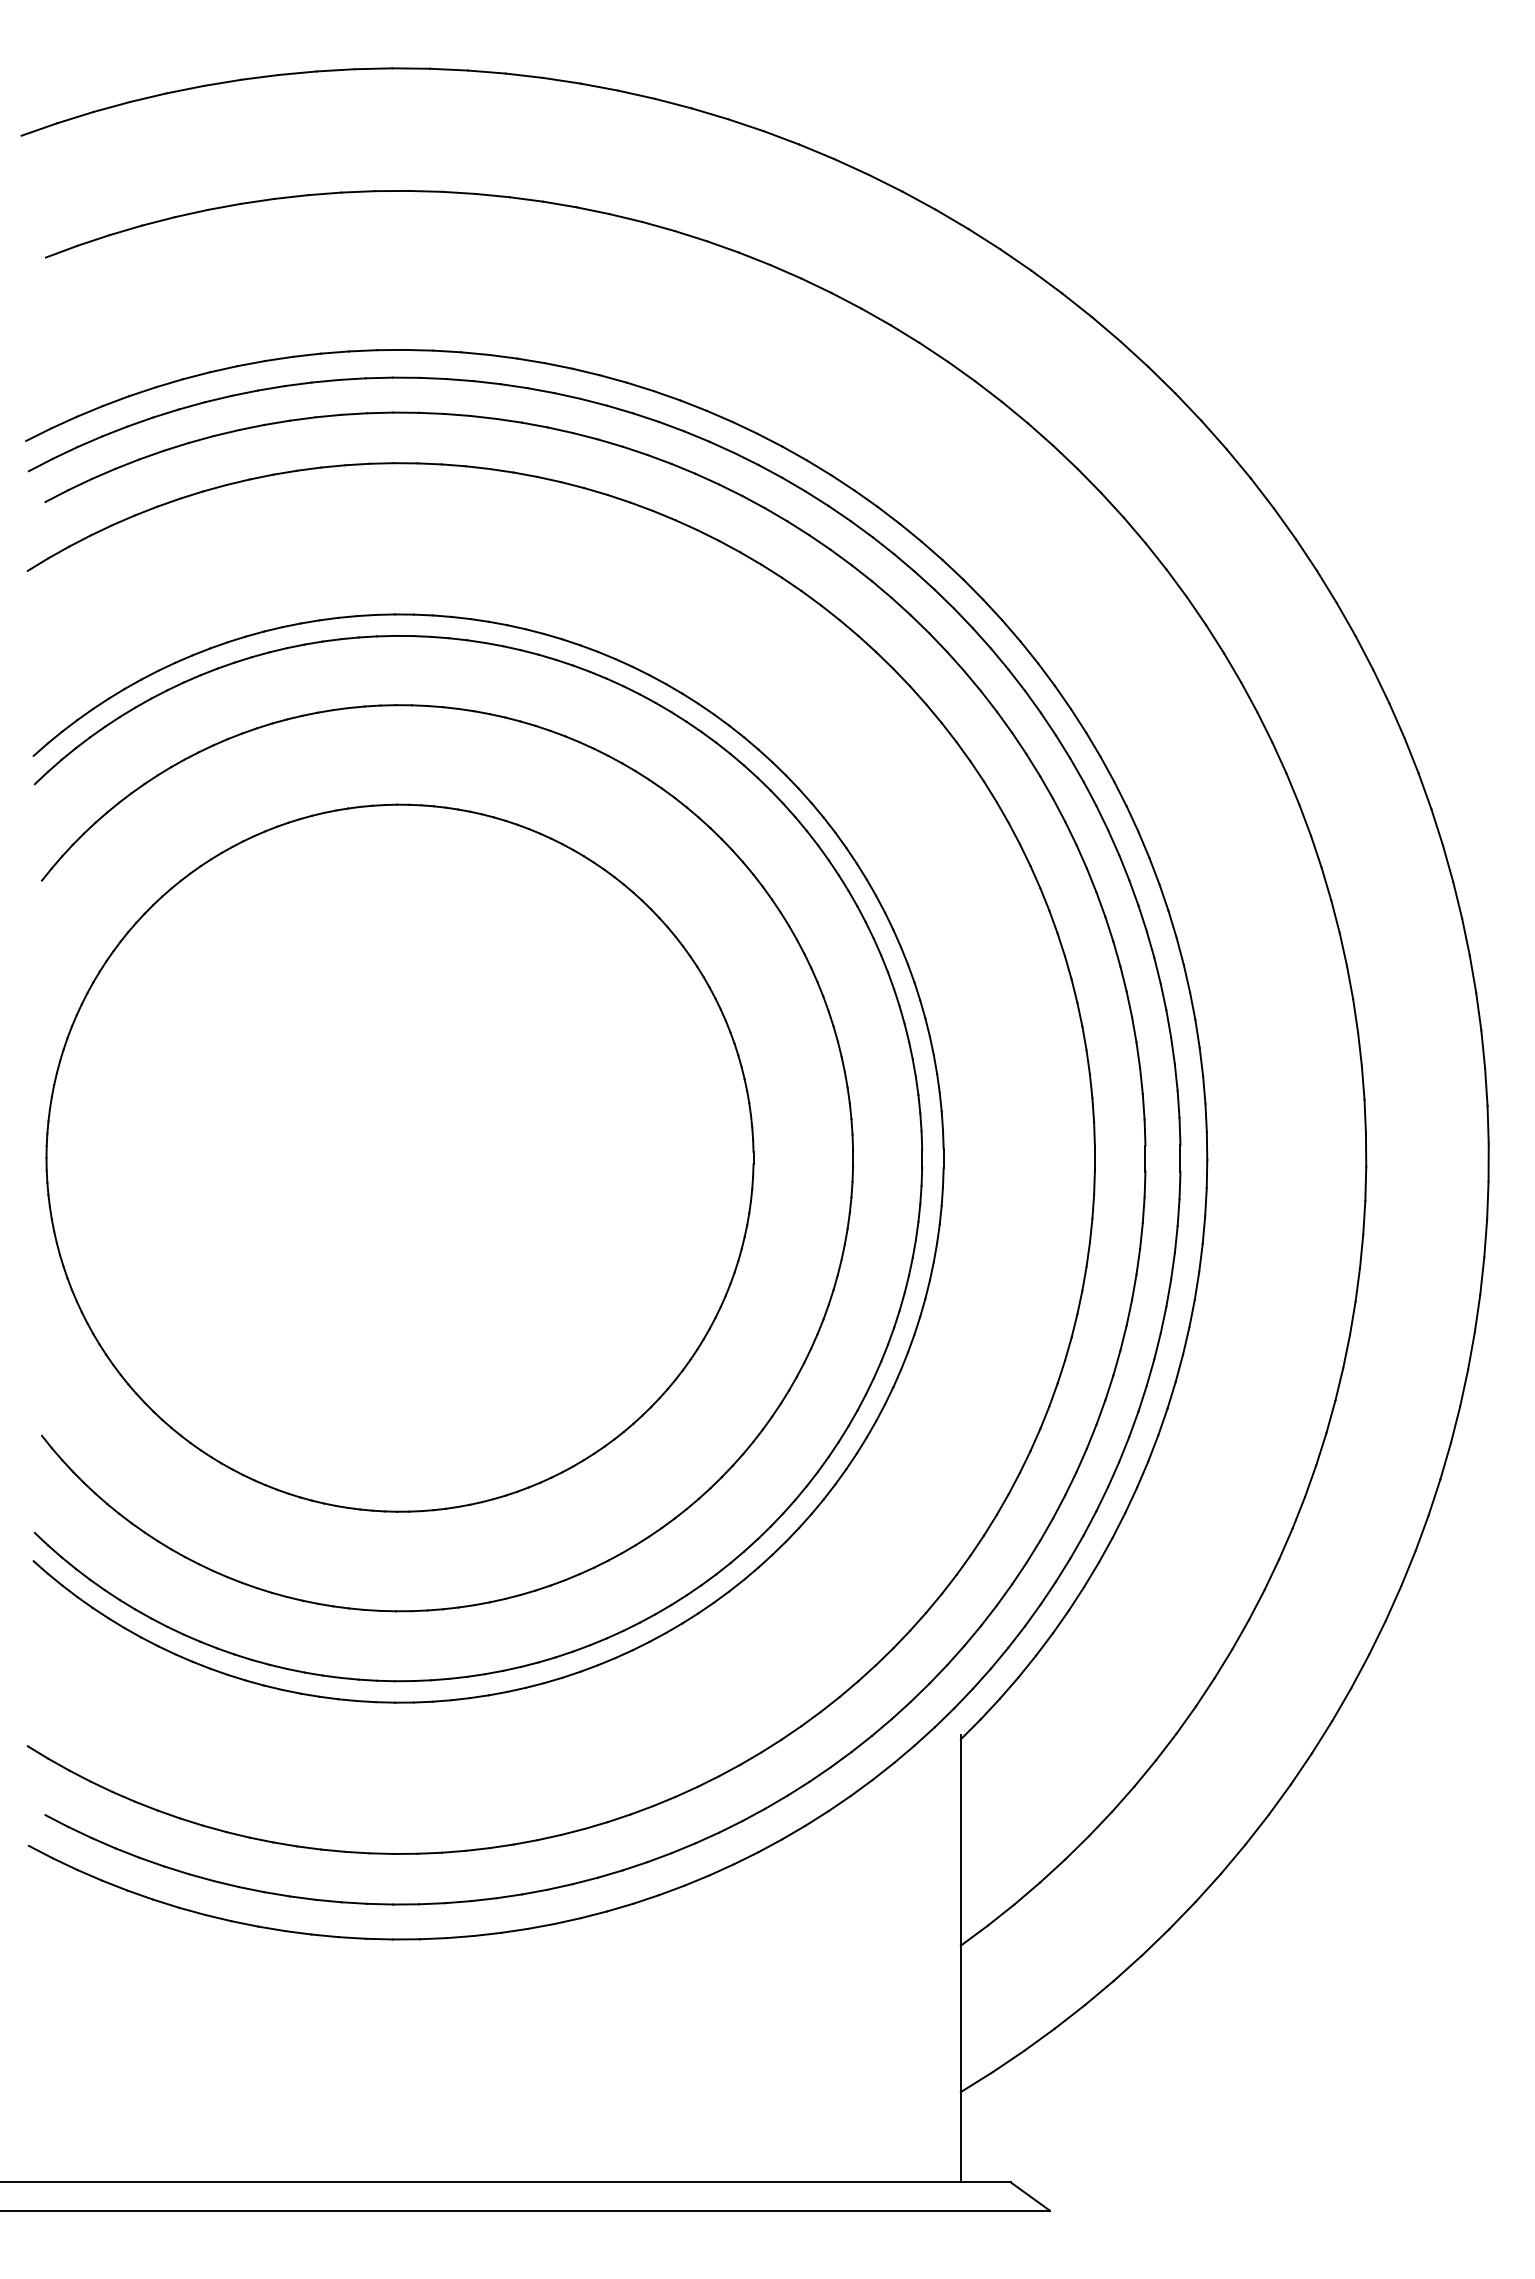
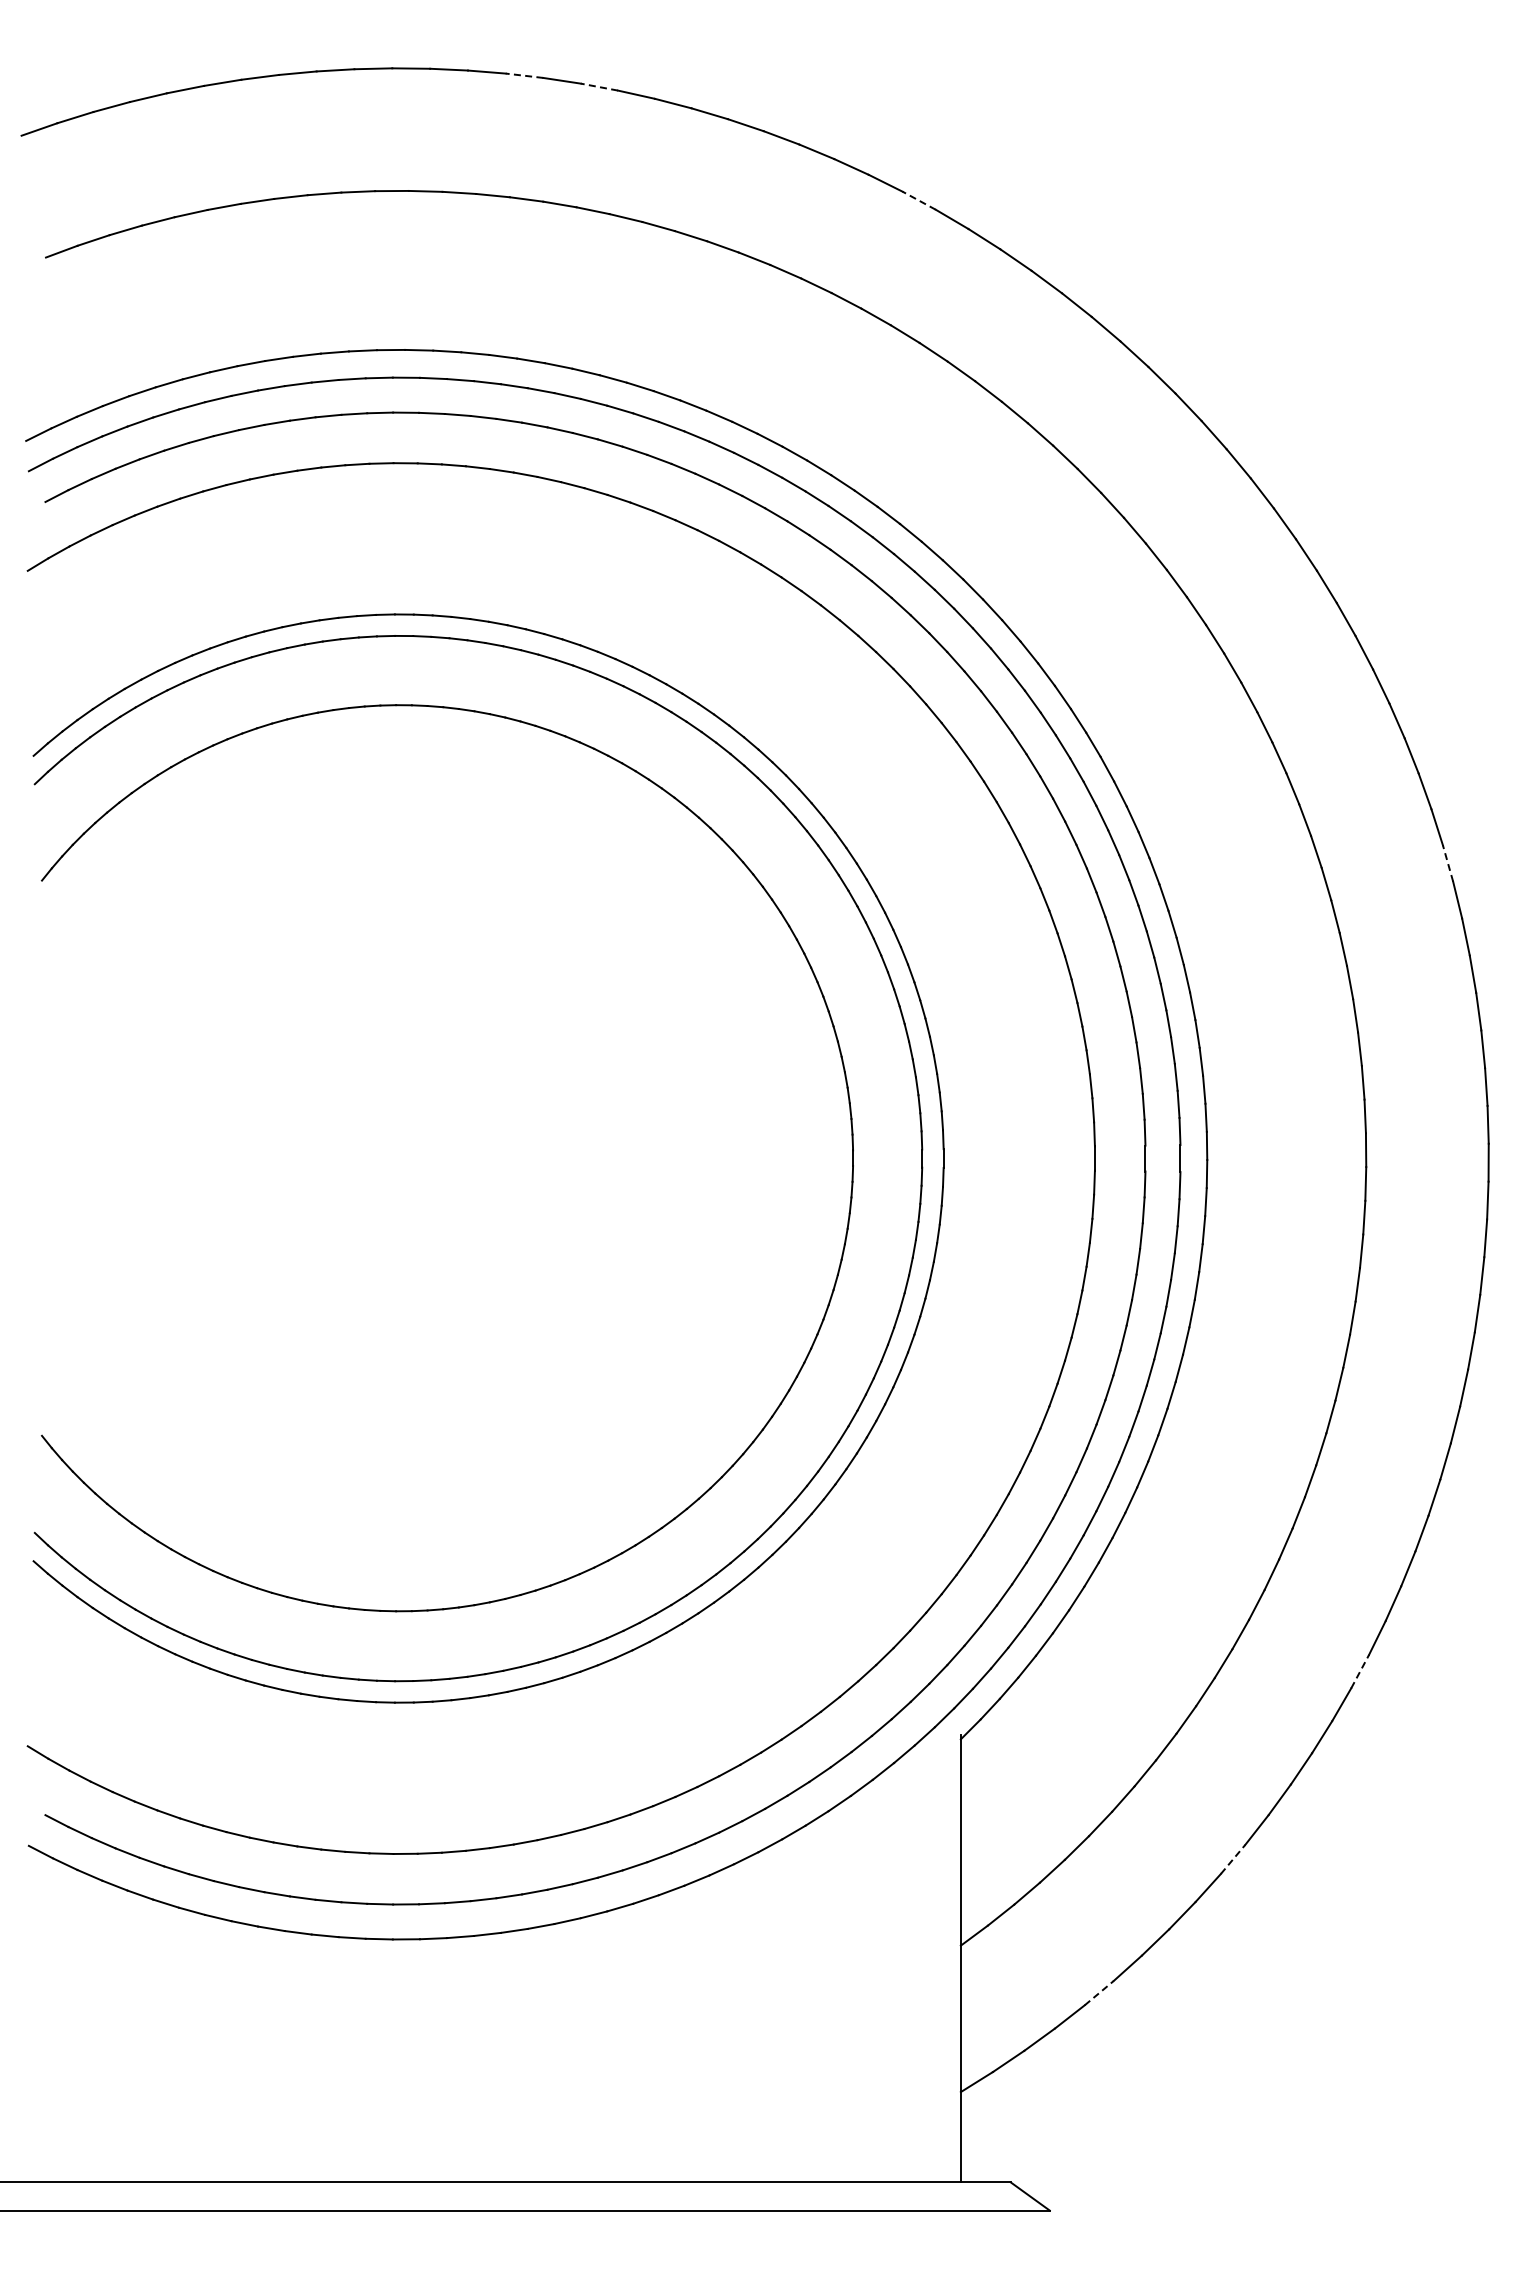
line: solid -> dashed (524, 75)
line: solid -> dashed (599, 87)
line: solid -> dashed (919, 200)
line: solid -> dashed (1448, 863)
part: present -> none (399, 1157)
line: solid -> dashed (1360, 1671)
line: solid -> dashed (1233, 1859)
line: solid -> dashed (1099, 1993)
